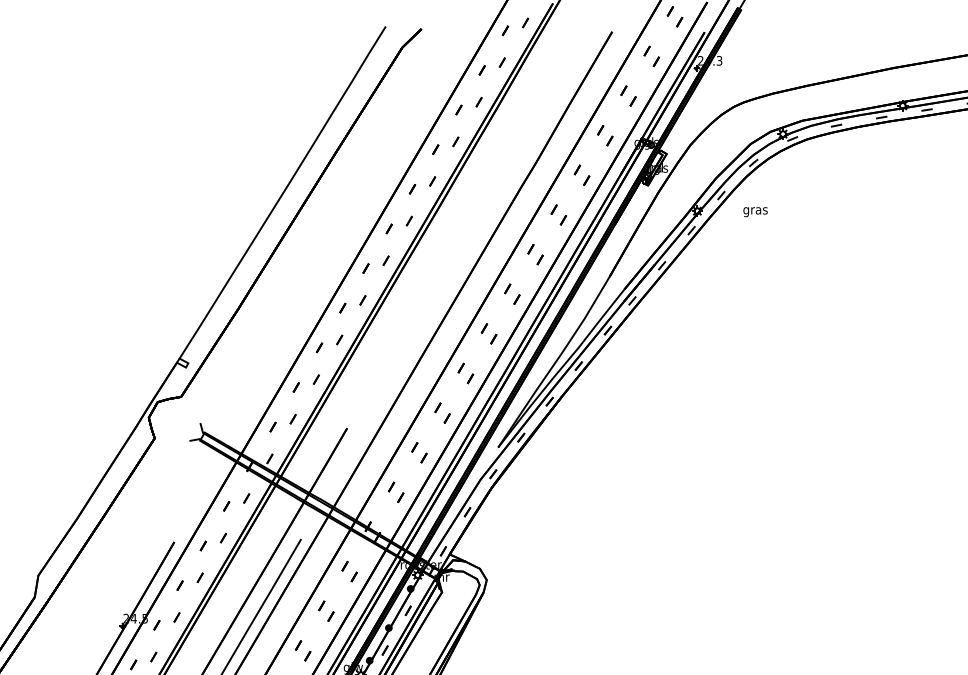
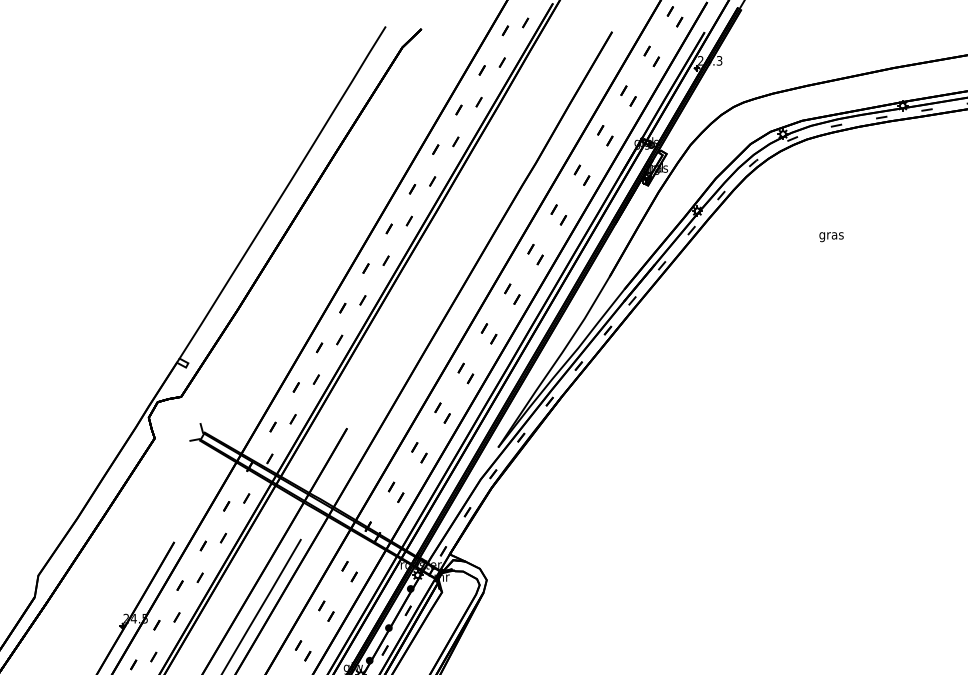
text position: (755, 212) -> (831, 237) (831, 237)
